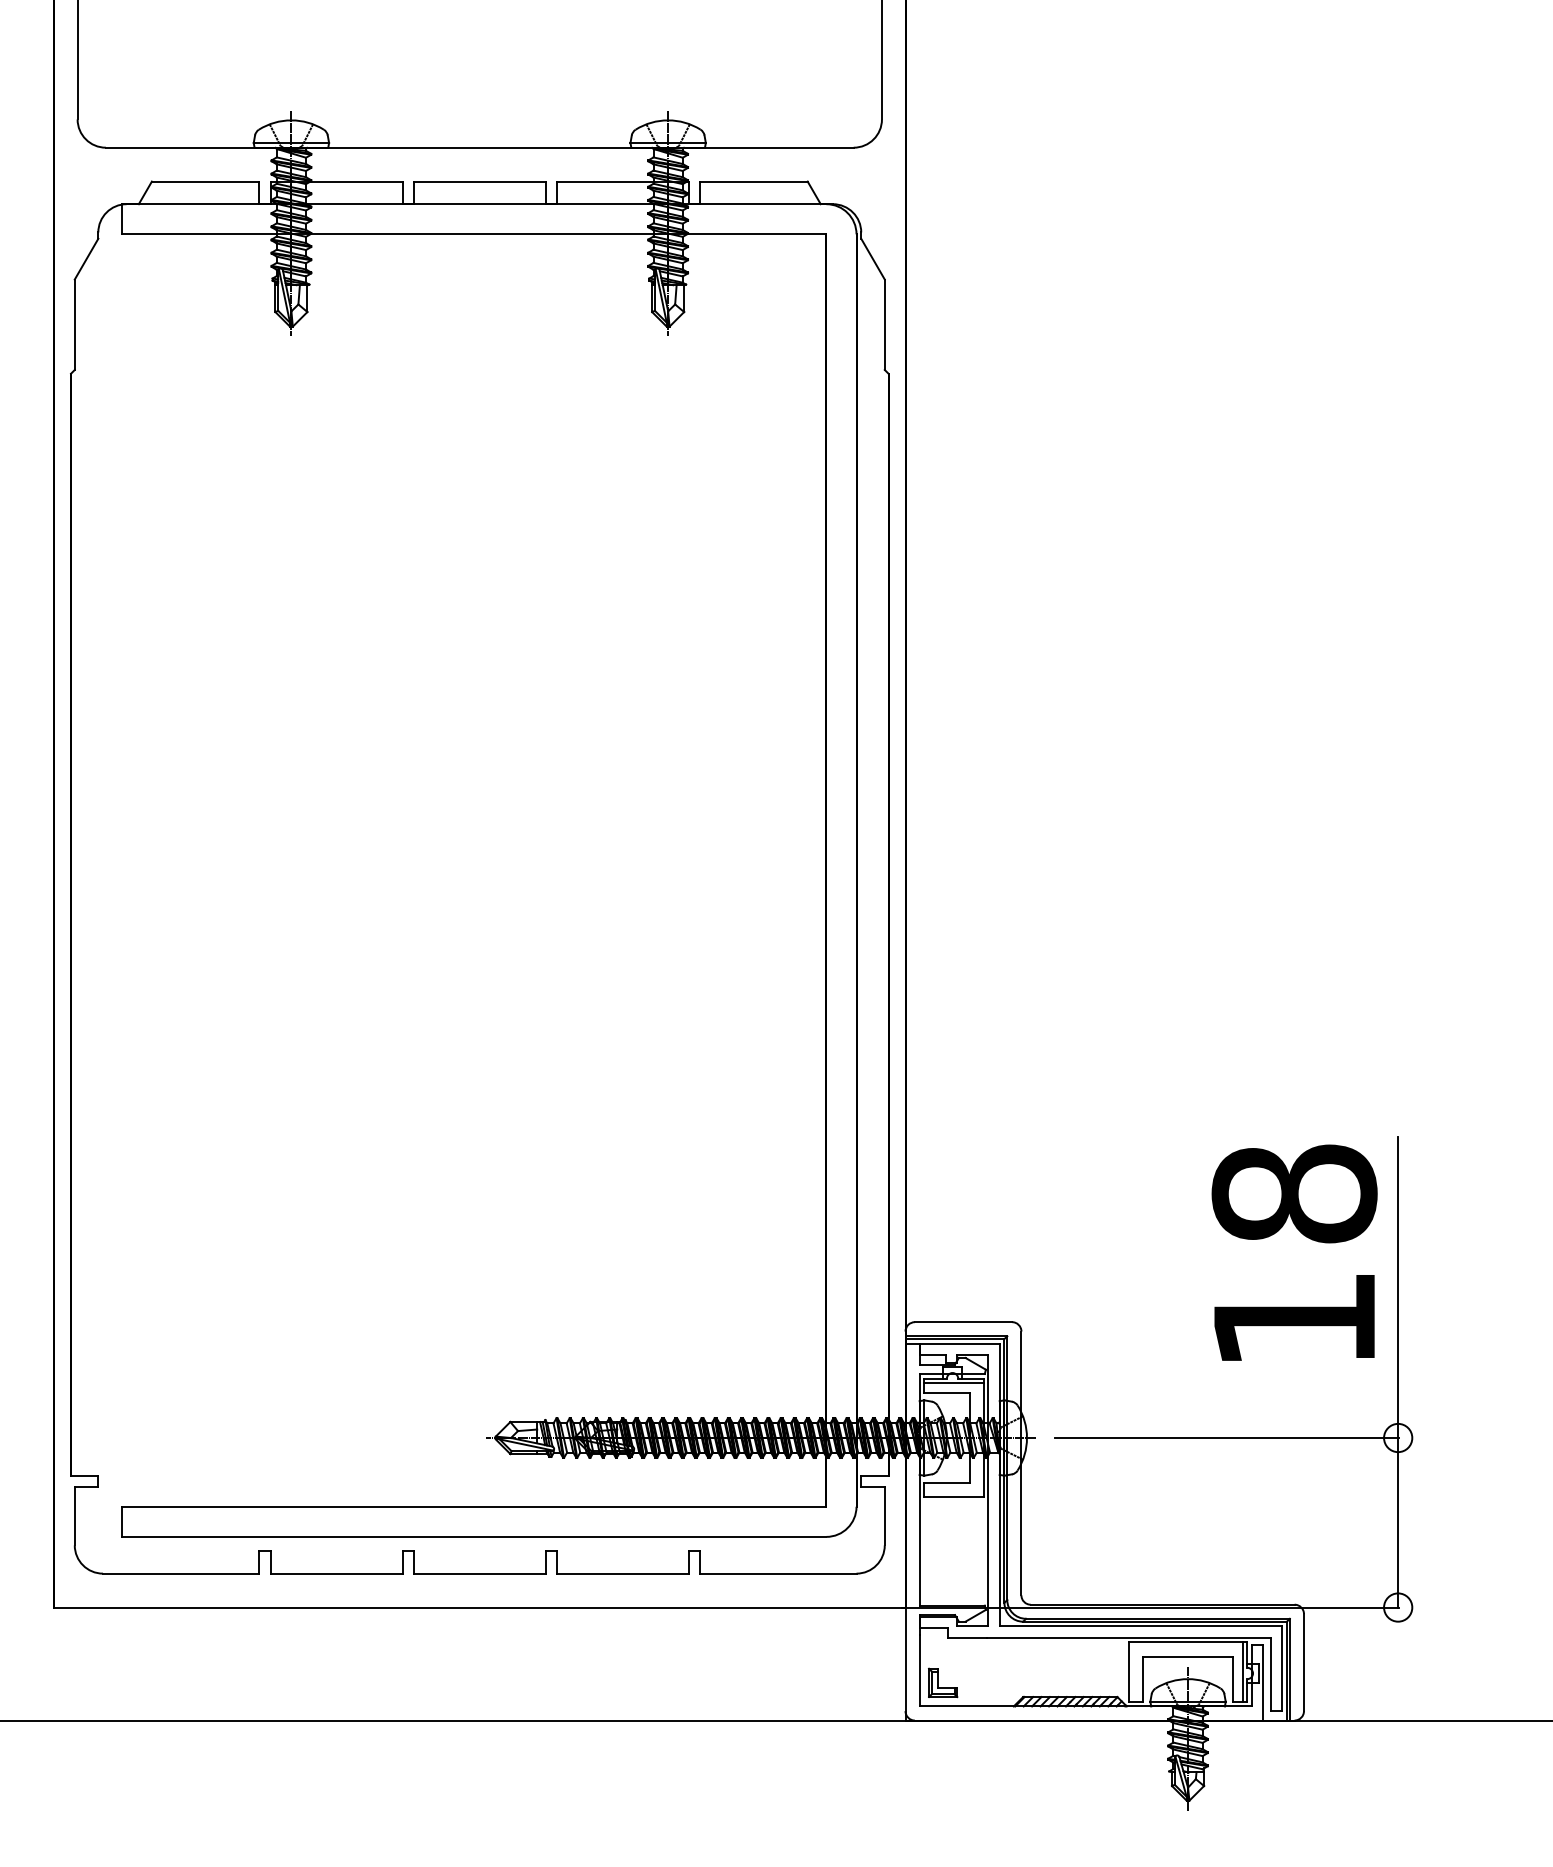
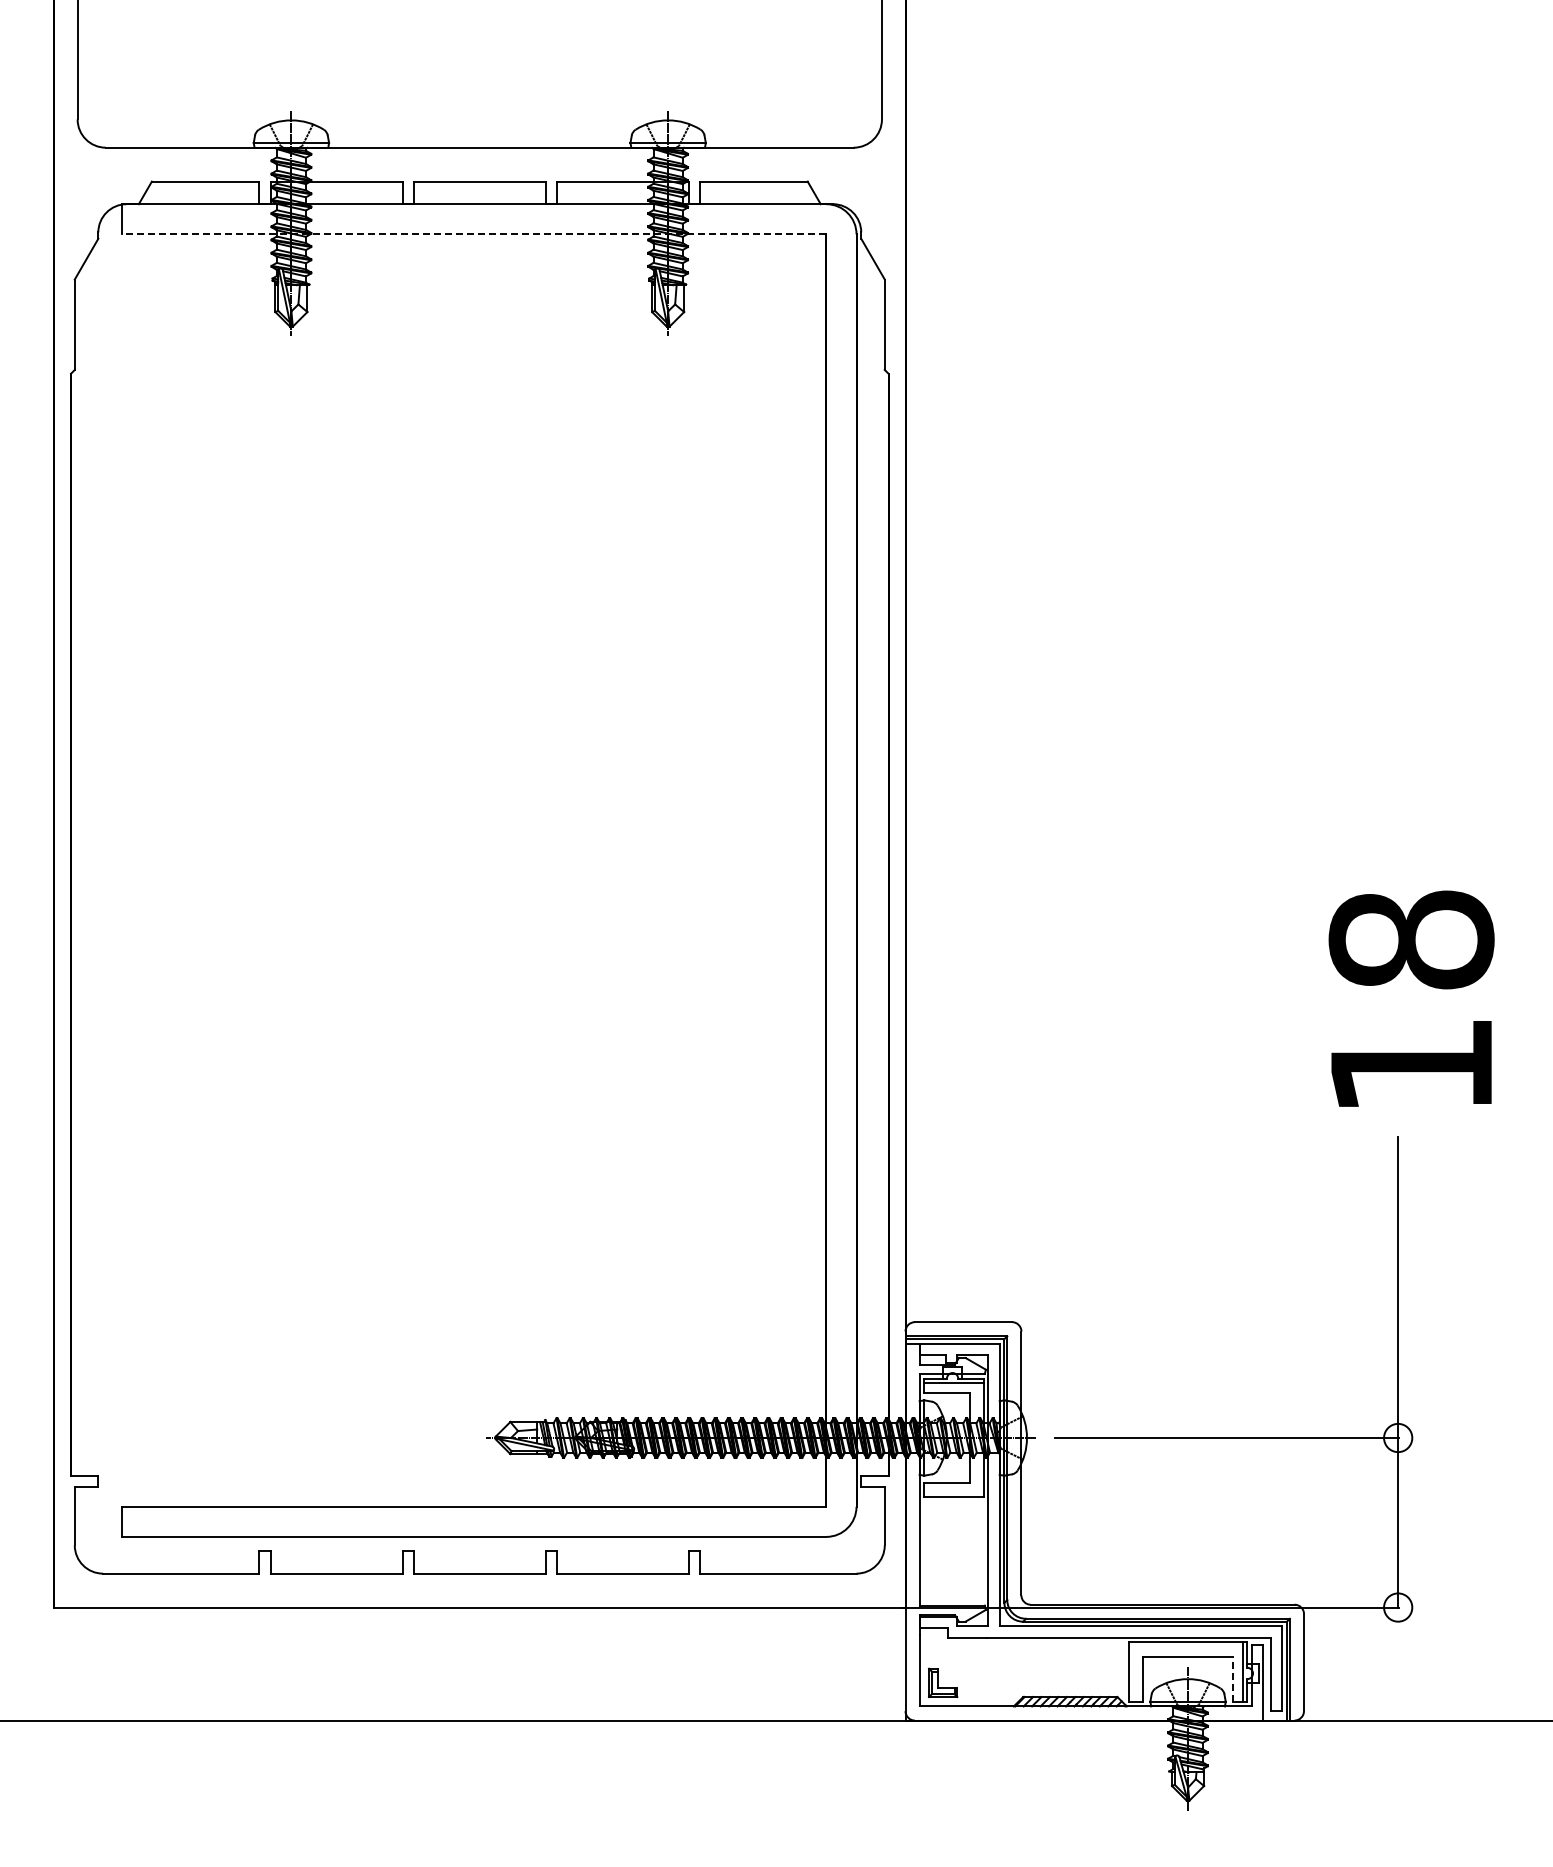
line: solid -> dashed (473, 234)
text position: (1294, 1252) -> (1411, 998) (1411, 998)
line: solid -> dashed (1233, 1679)
